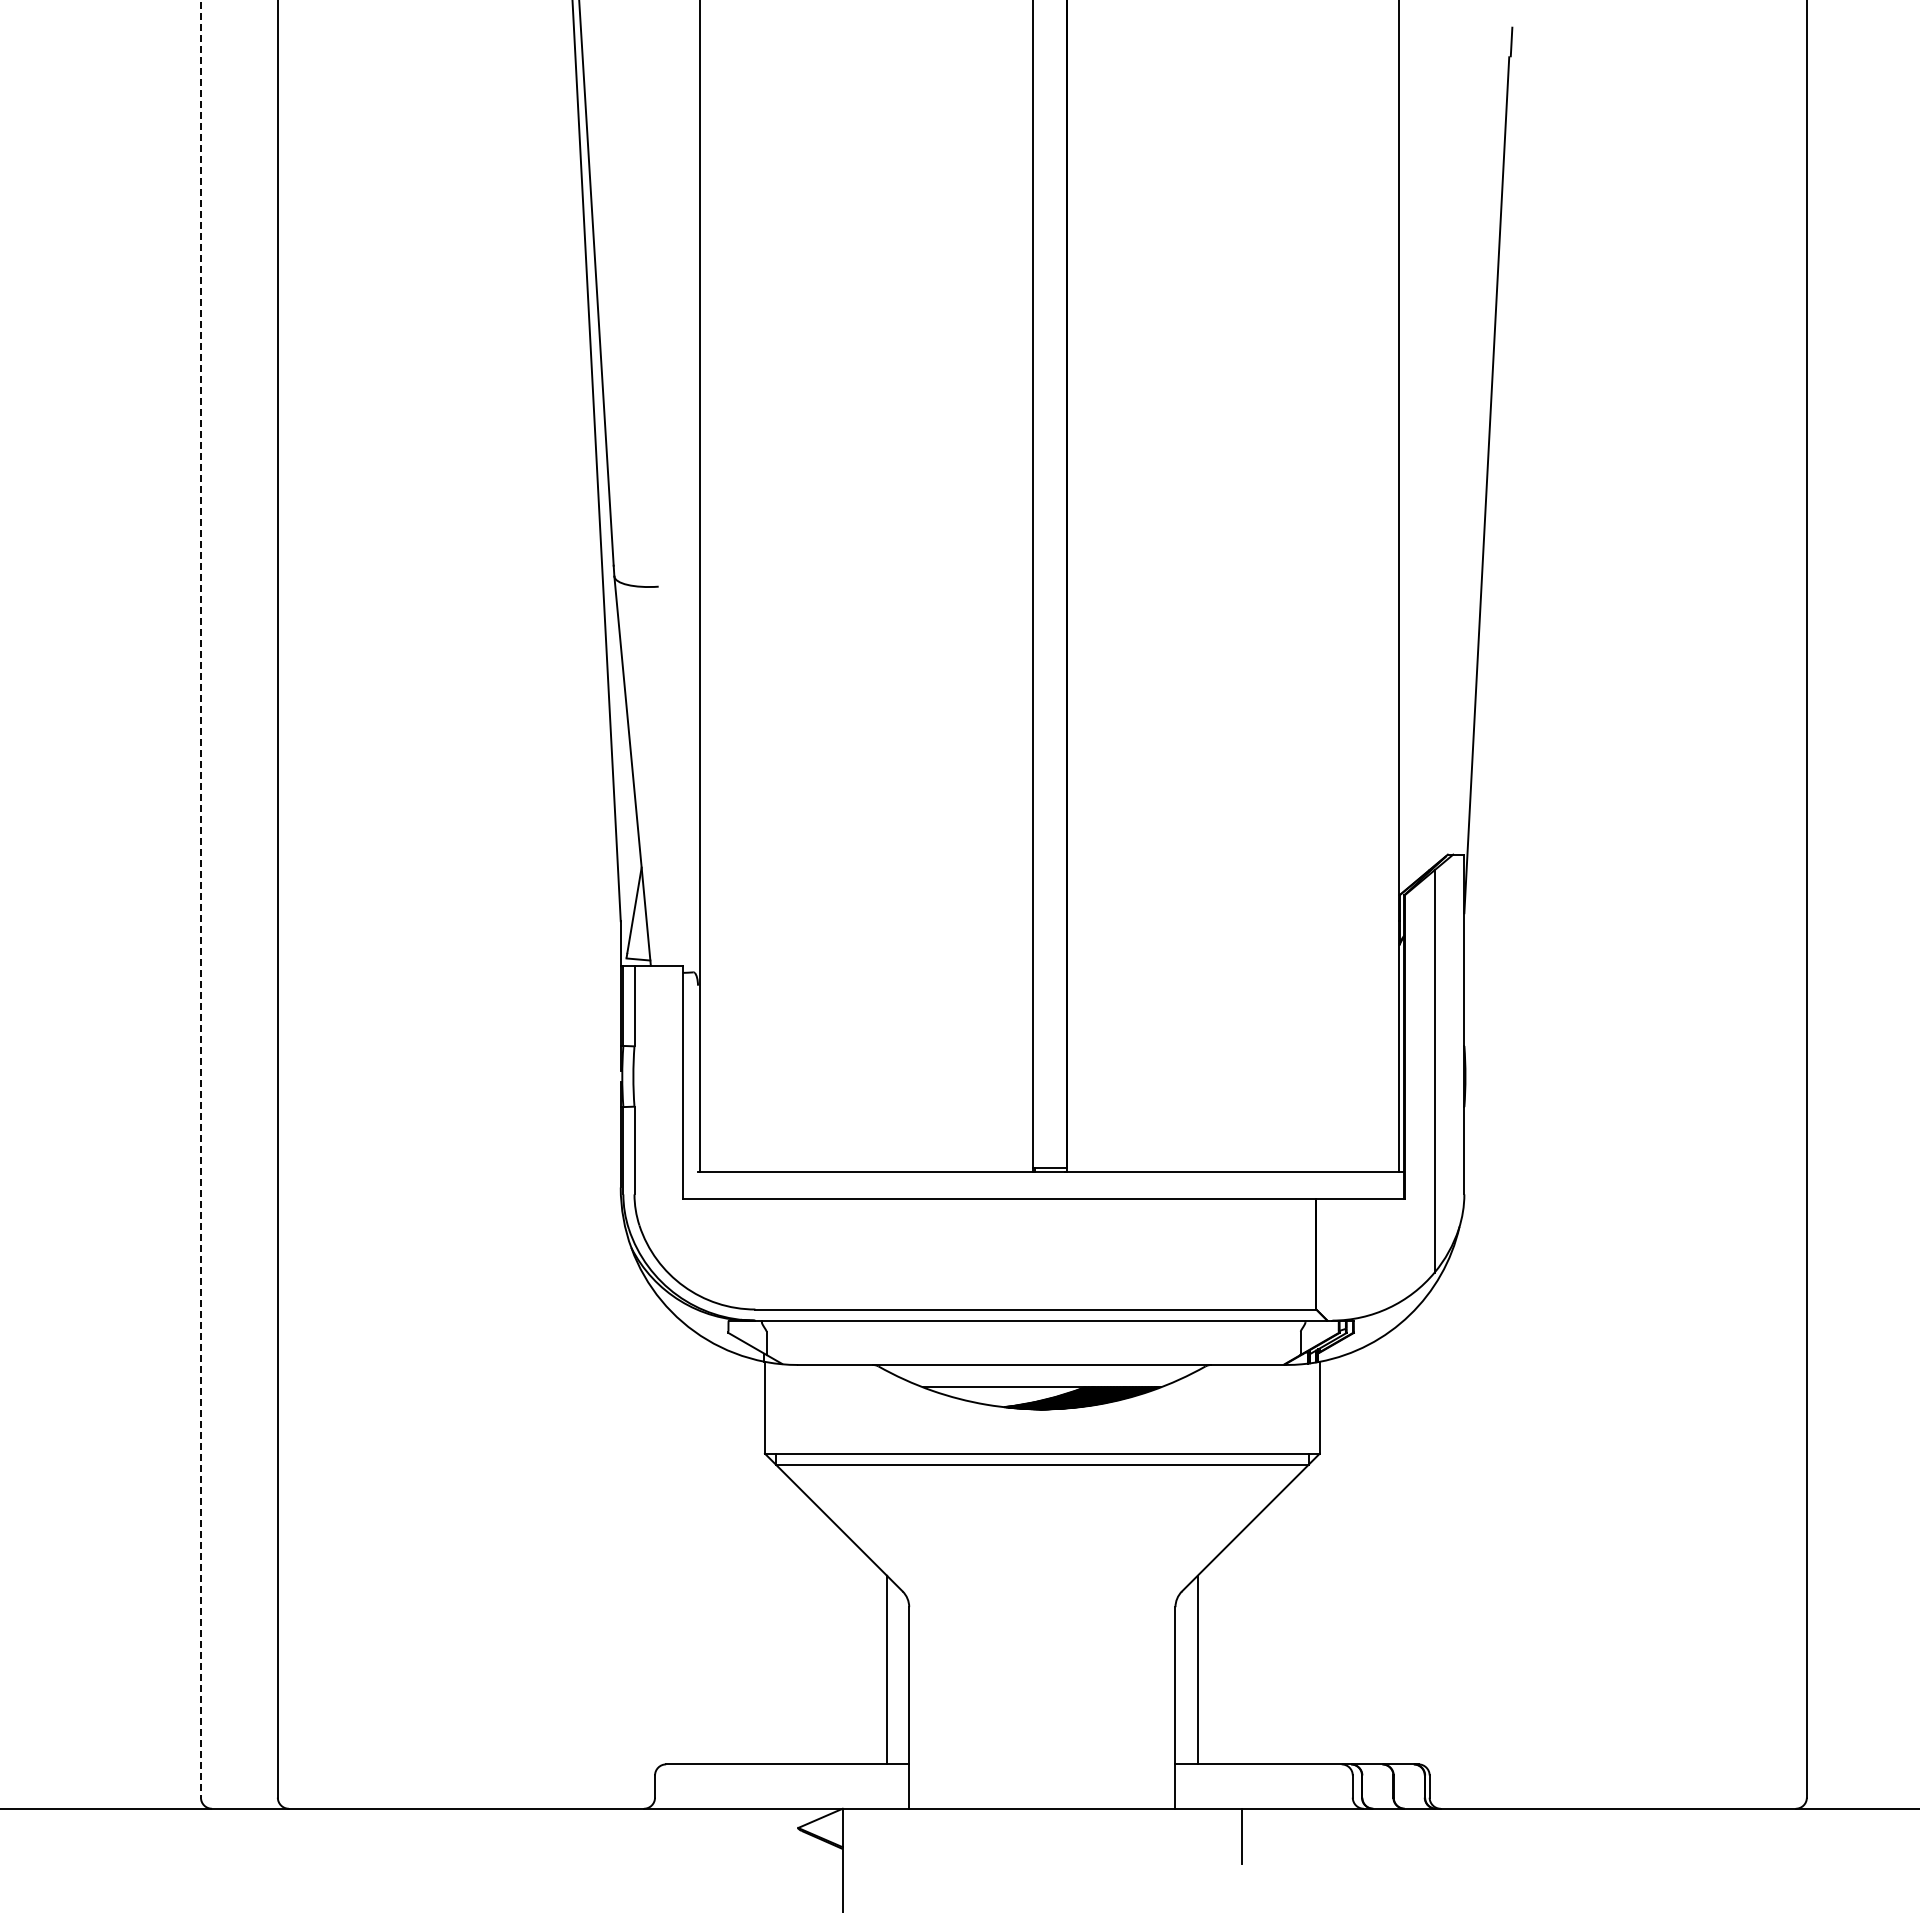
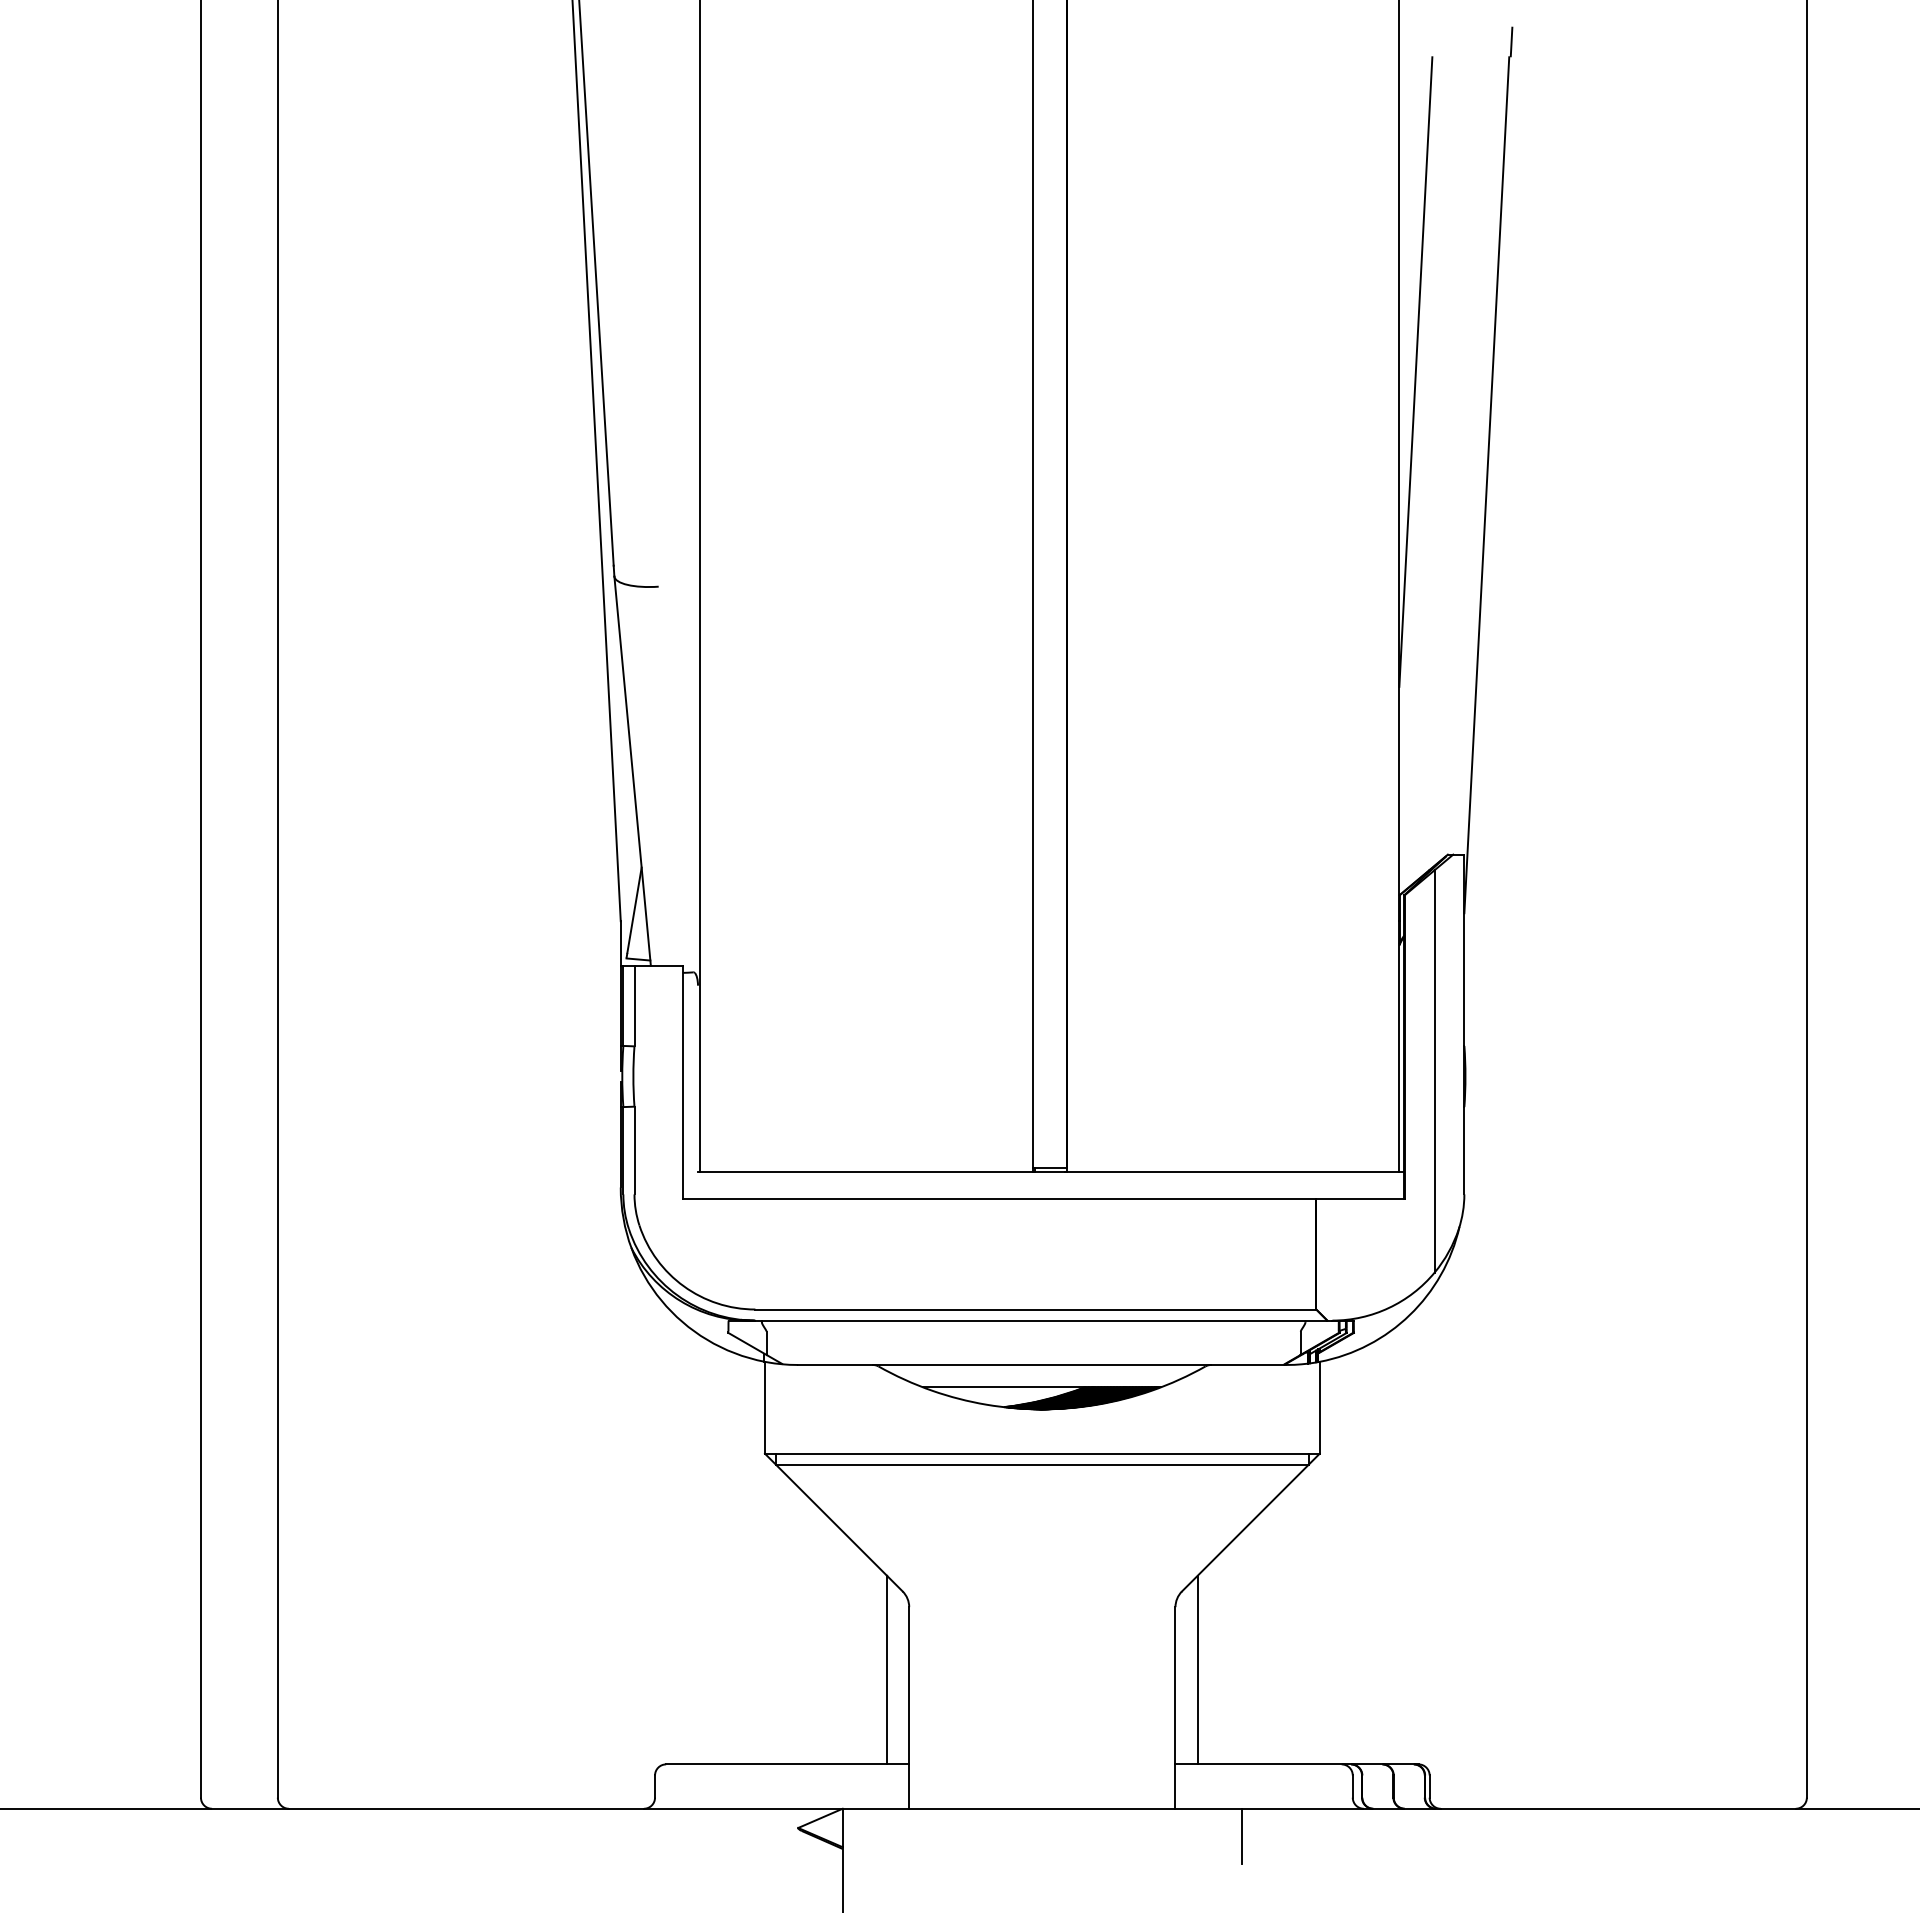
line: none -> present (1415, 371)
line: dashed -> solid (200, 898)
